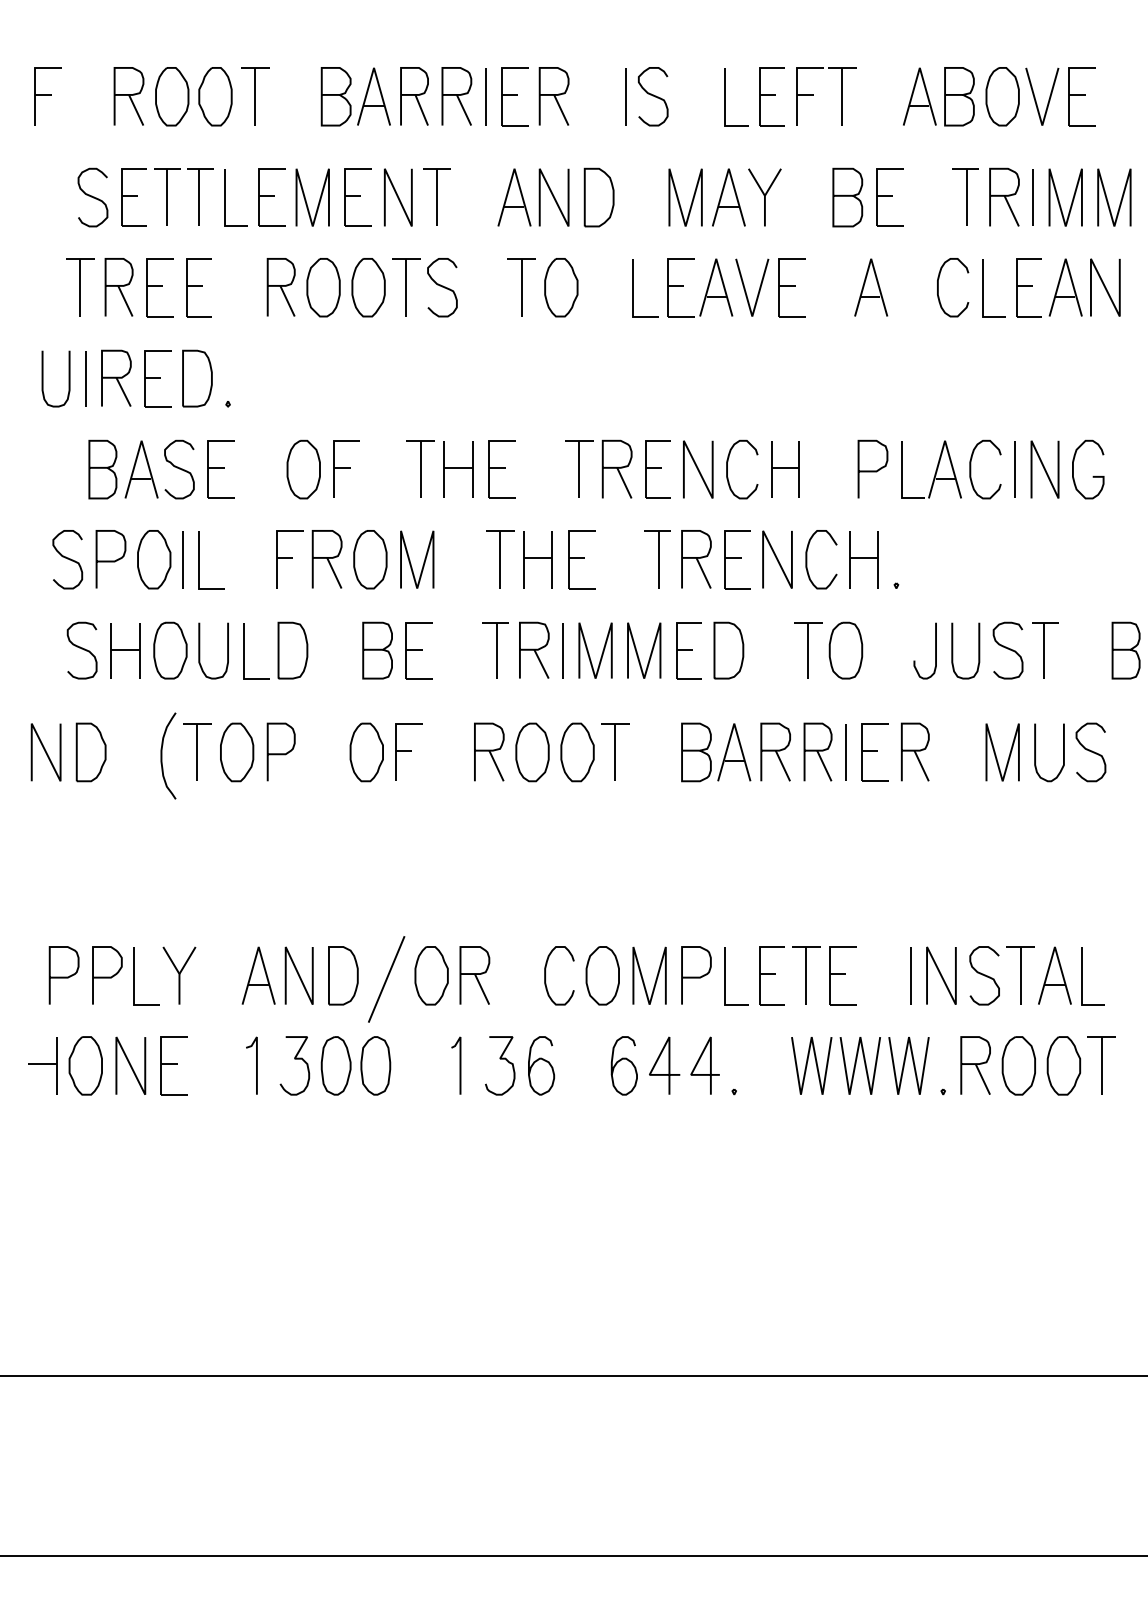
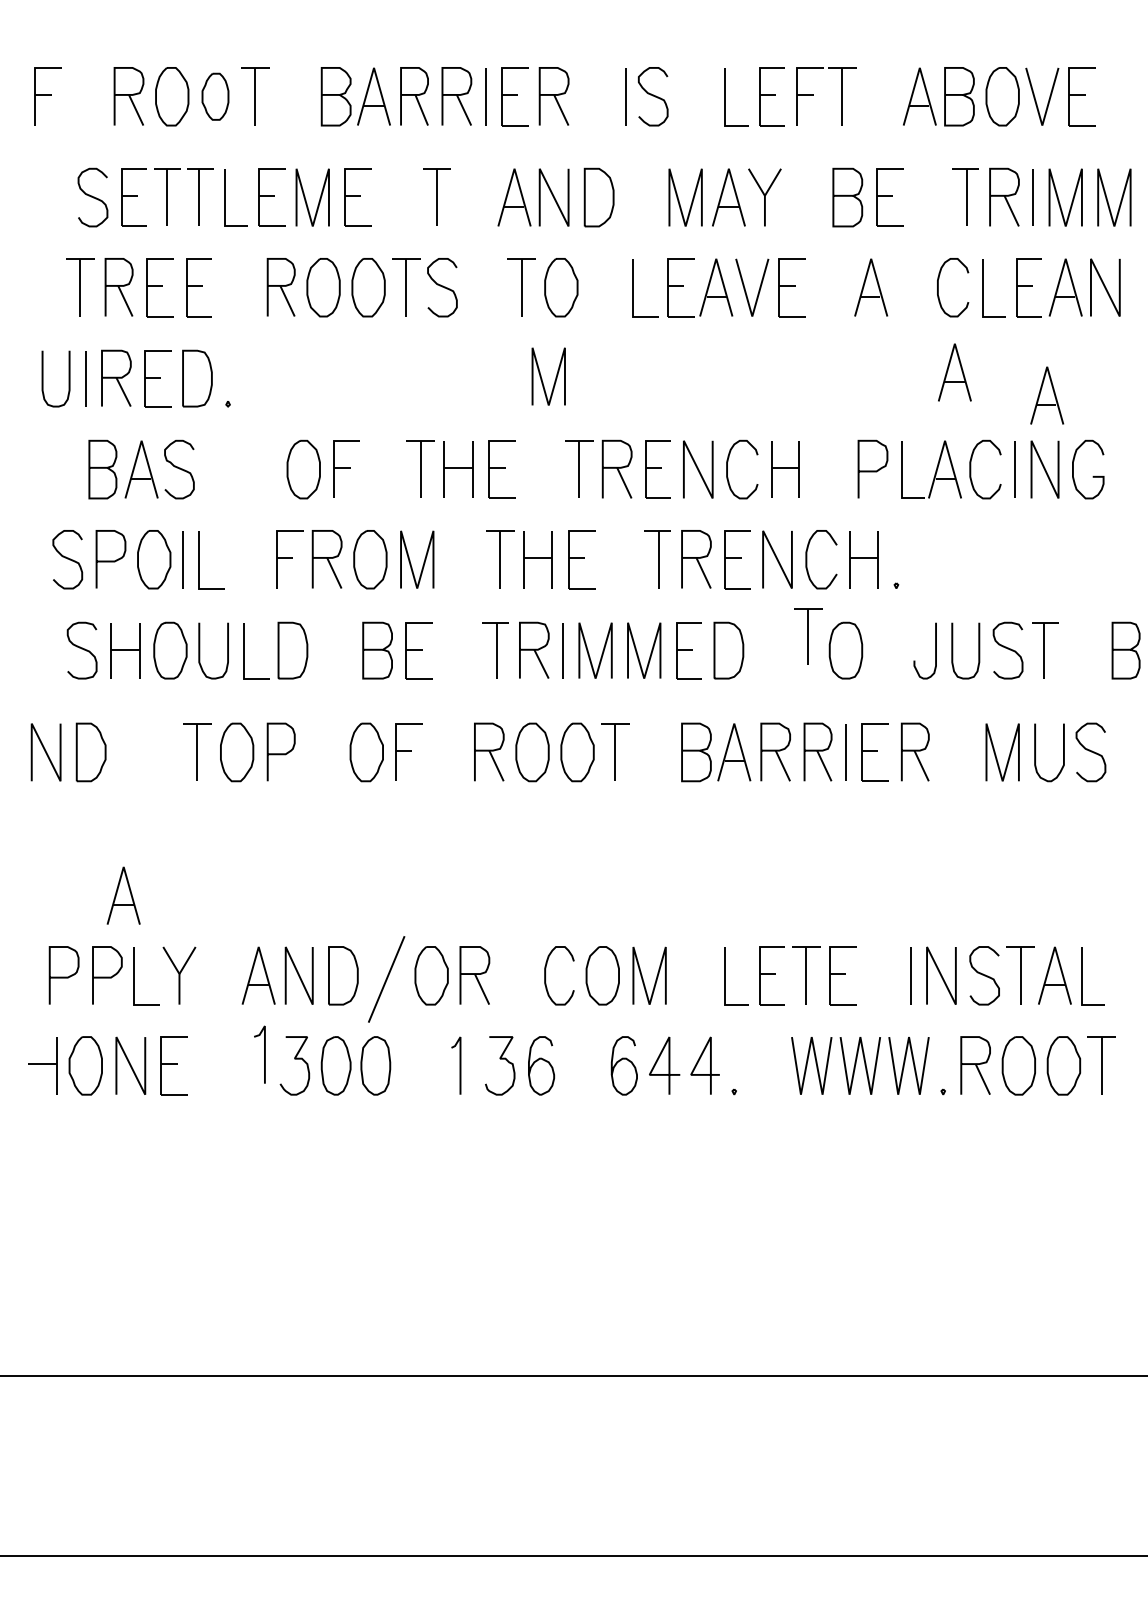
part size: 35x60 px -> 29x49 px (215, 96)
line: present -> none (397, 197)
part: none -> present (954, 372)
line: none -> present (542, 378)
part: none -> present (1047, 395)
part: present -> none (220, 469)
part position: (808, 650) -> (808, 636) (808, 636)
curve: present -> none (162, 755)
part: none -> present (123, 895)
curve: present -> none (696, 976)
line position: (256, 1065) -> (264, 1054) (264, 1054)
